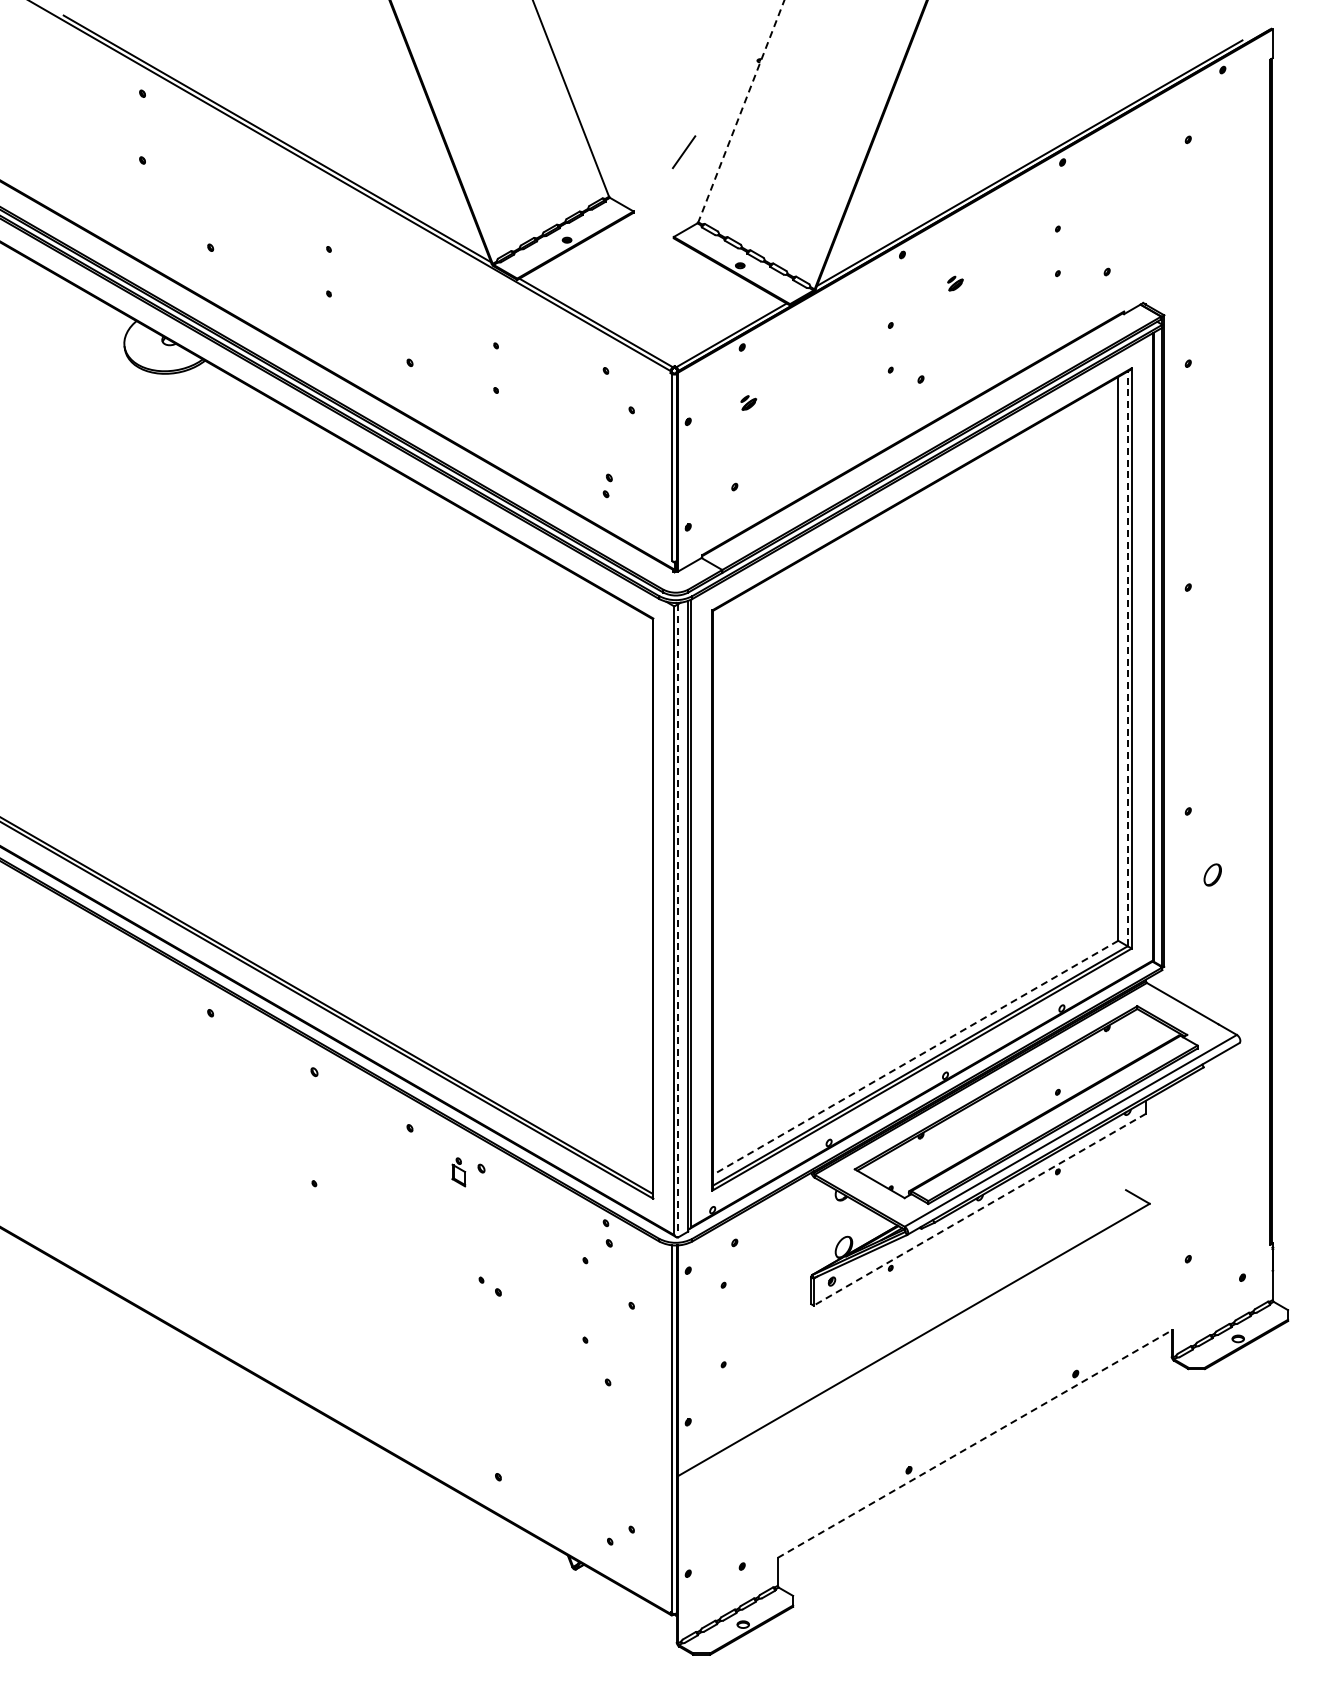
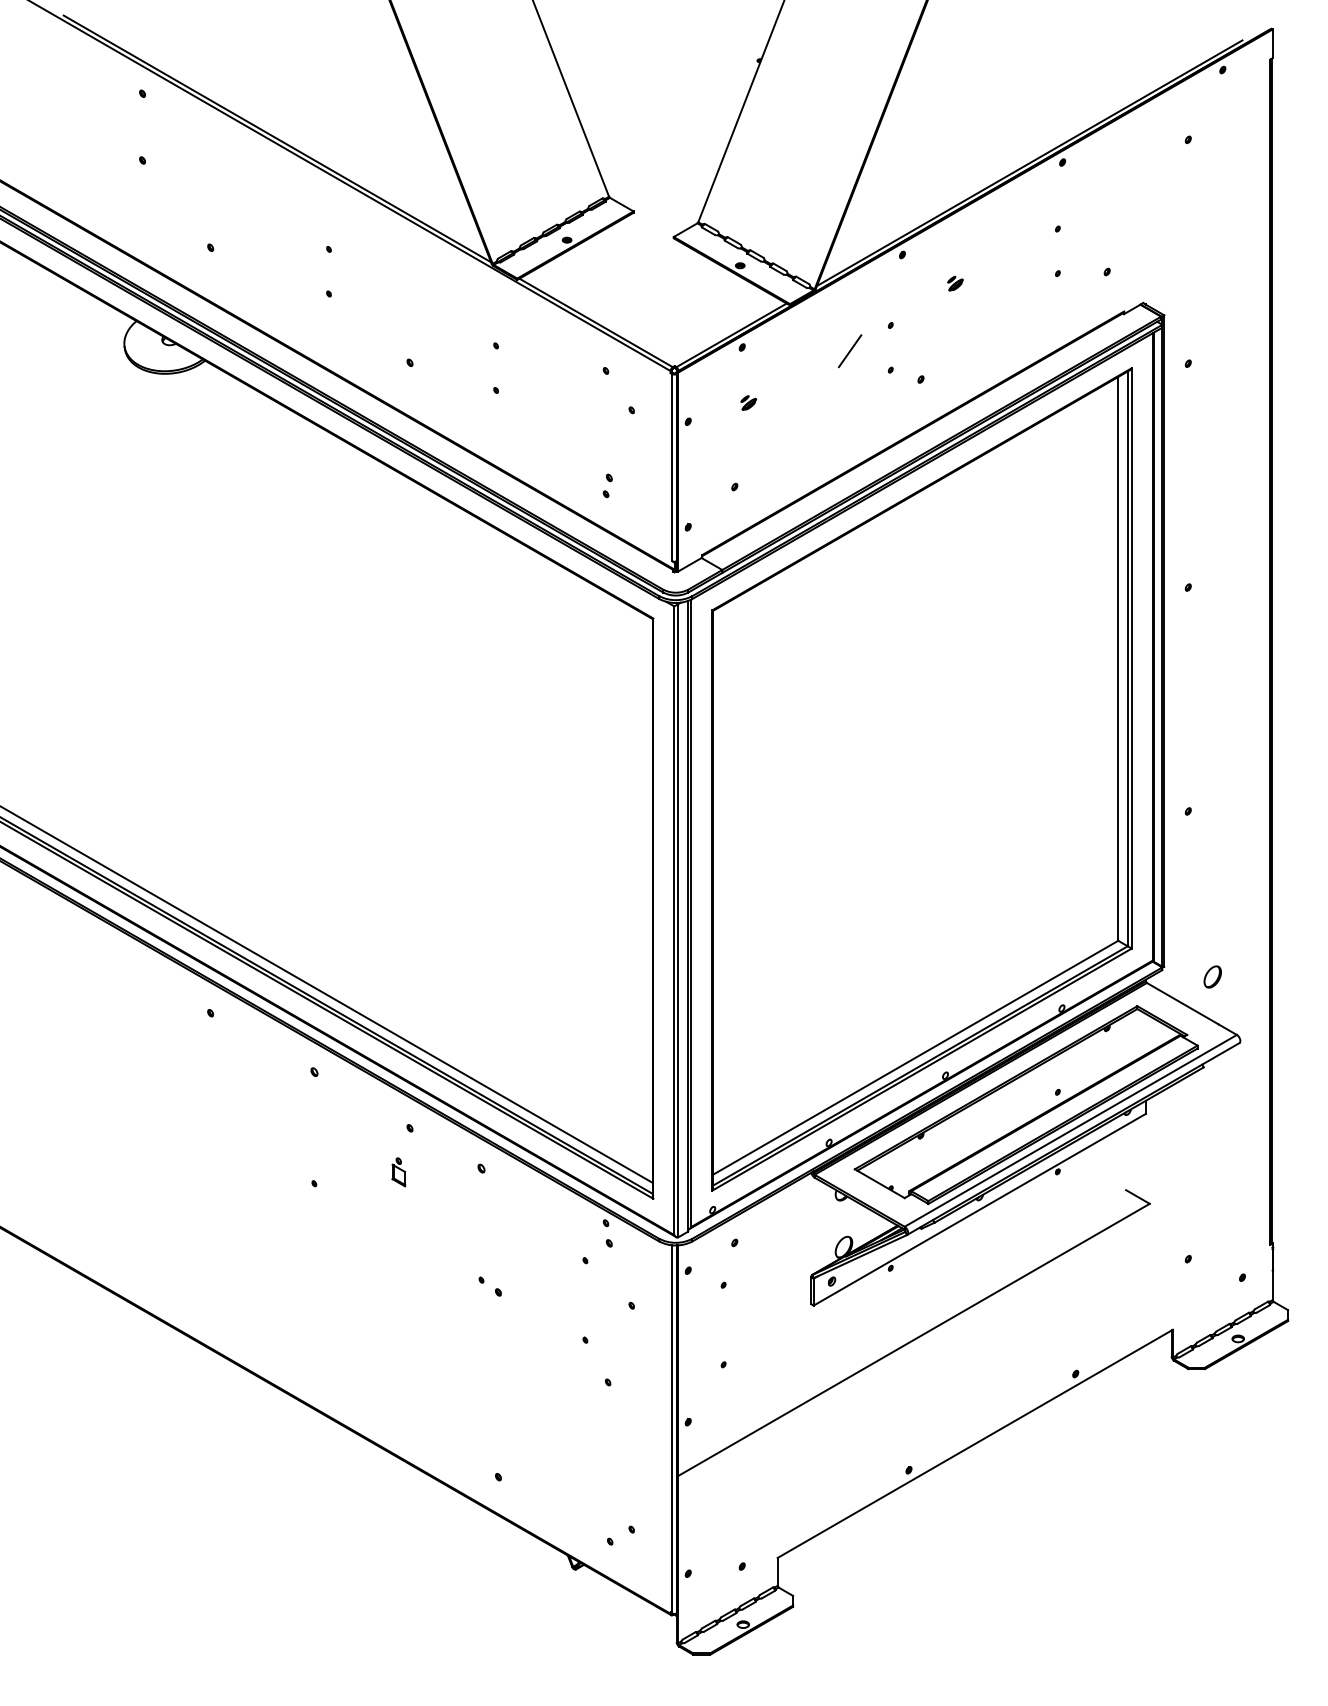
line: dashed -> solid (741, 111)
line position: (683, 152) -> (849, 351) (849, 351)
line: dashed -> solid (1127, 658)
part position: (1212, 874) -> (1212, 976) (1212, 976)
line: dashed -> solid (678, 920)
line: none -> present (327, 994)
line: dashed -> solid (915, 1057)
part position: (458, 1172) -> (398, 1172) (398, 1172)
line: dashed -> solid (979, 1209)
line: dashed -> solid (975, 1443)
